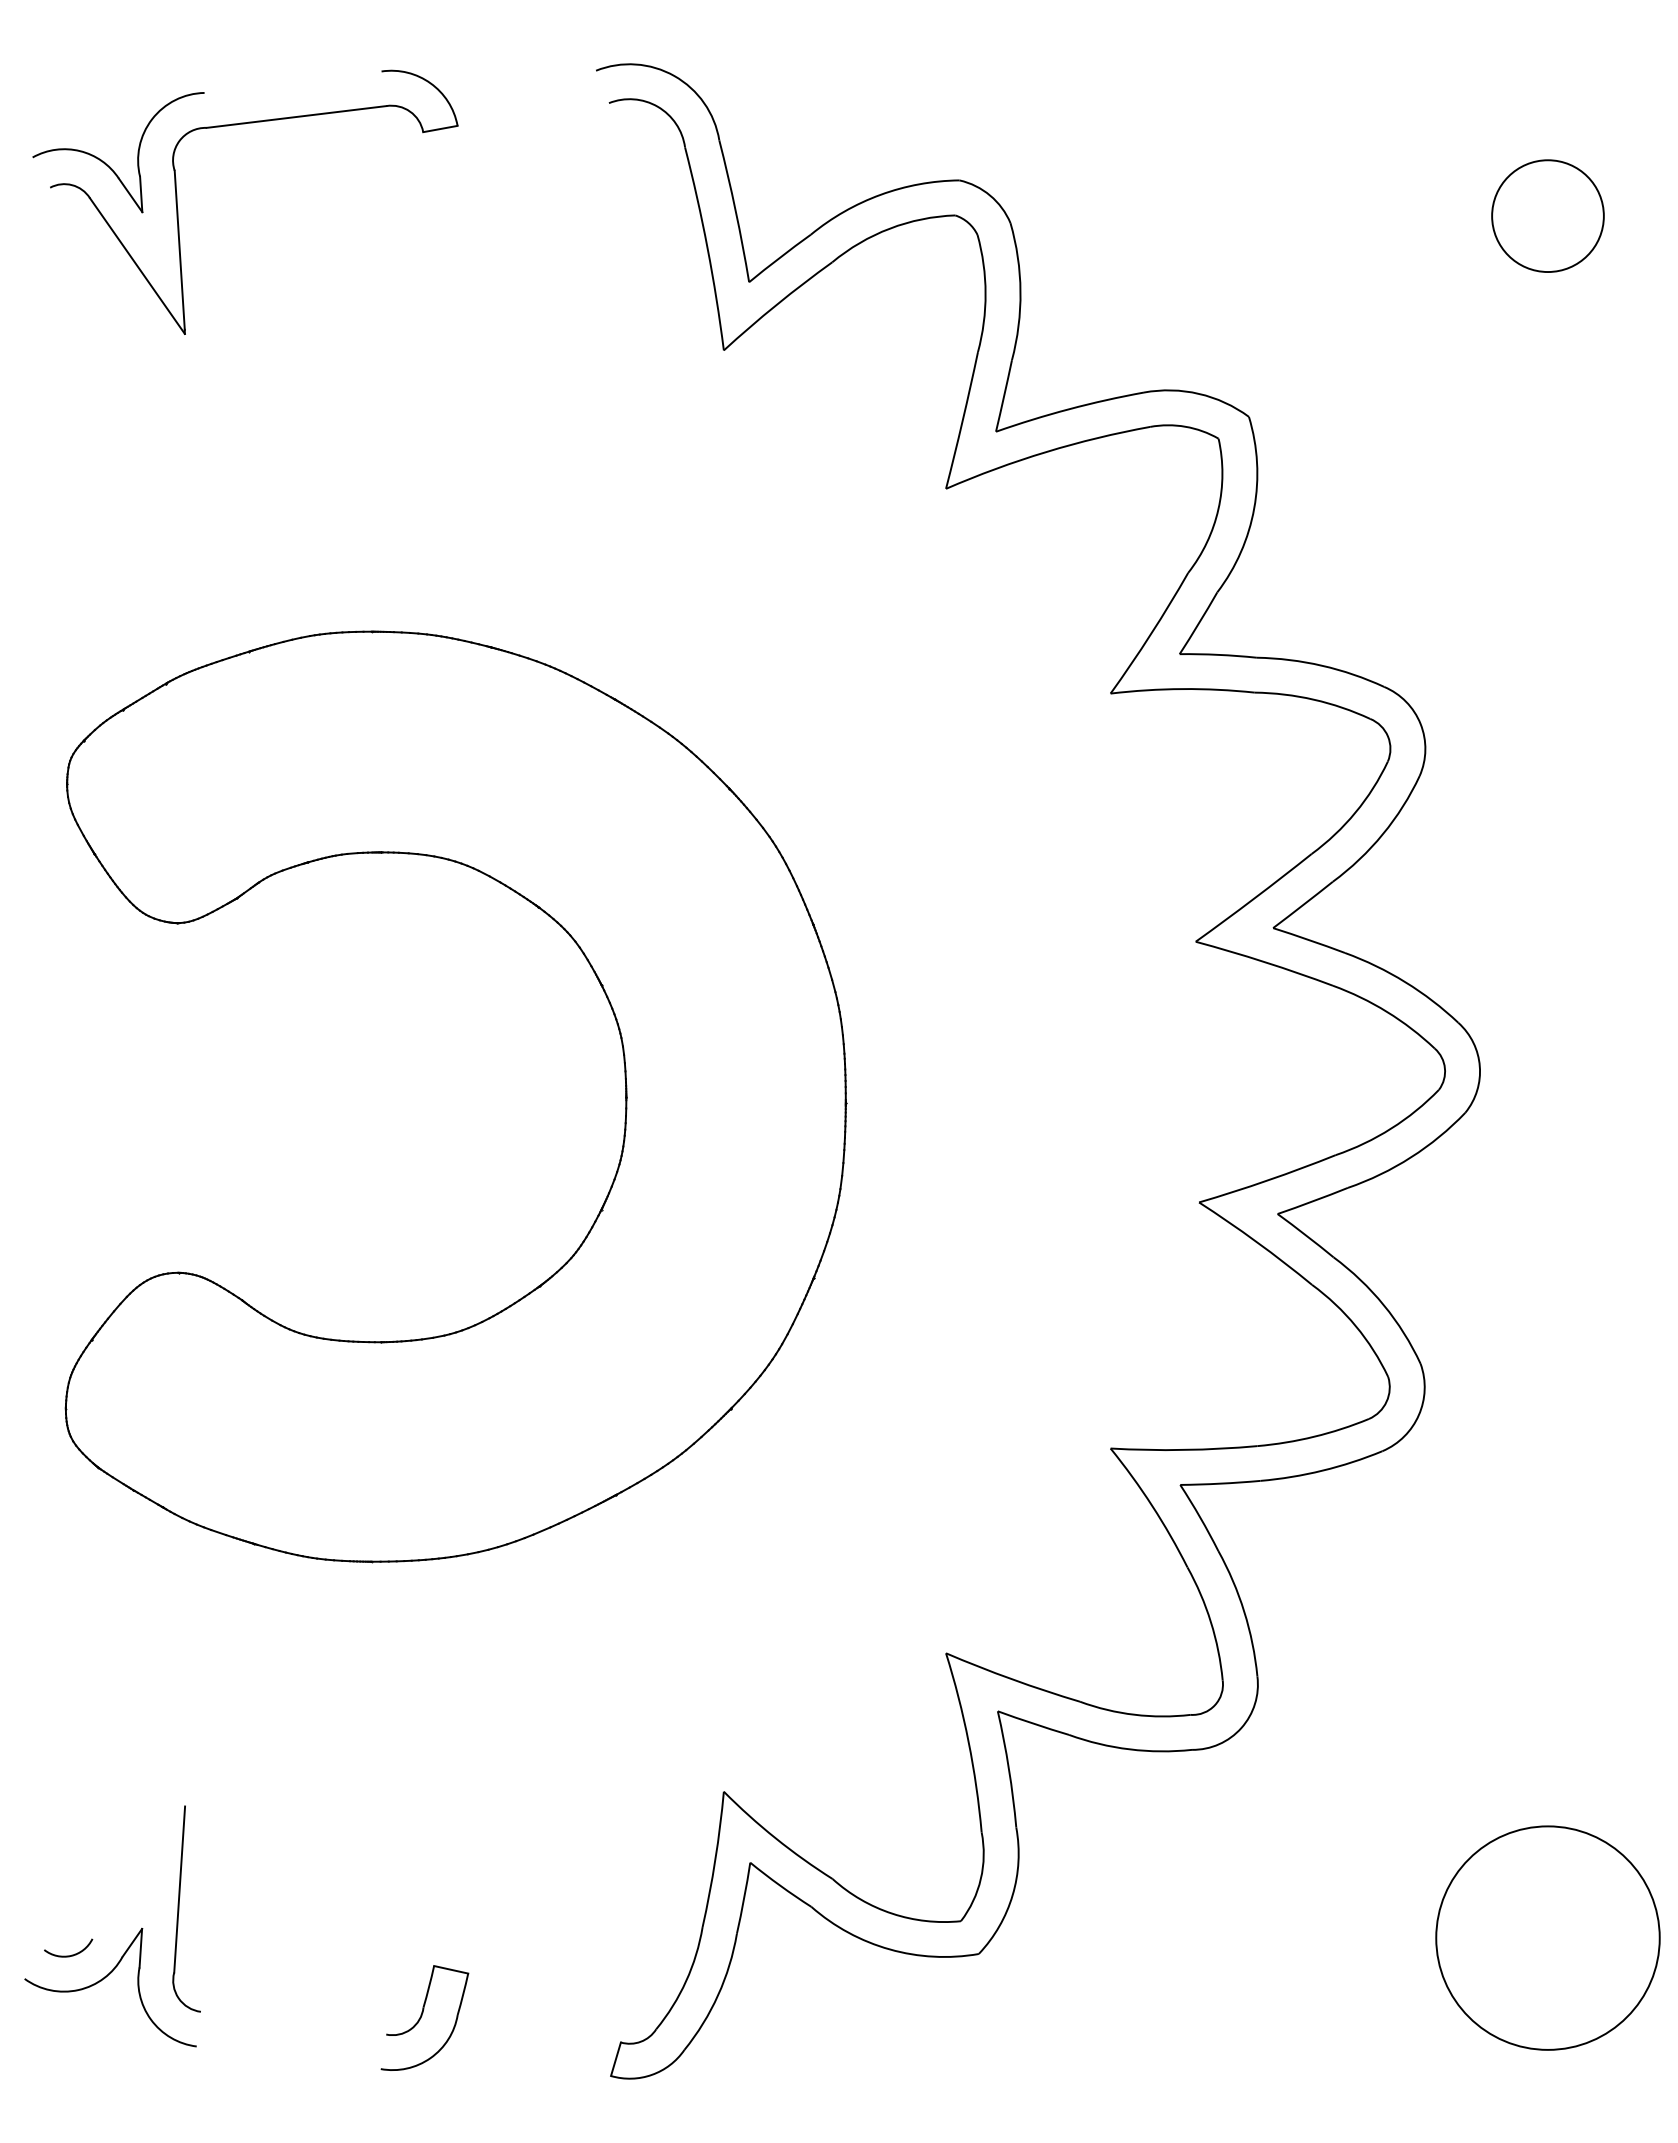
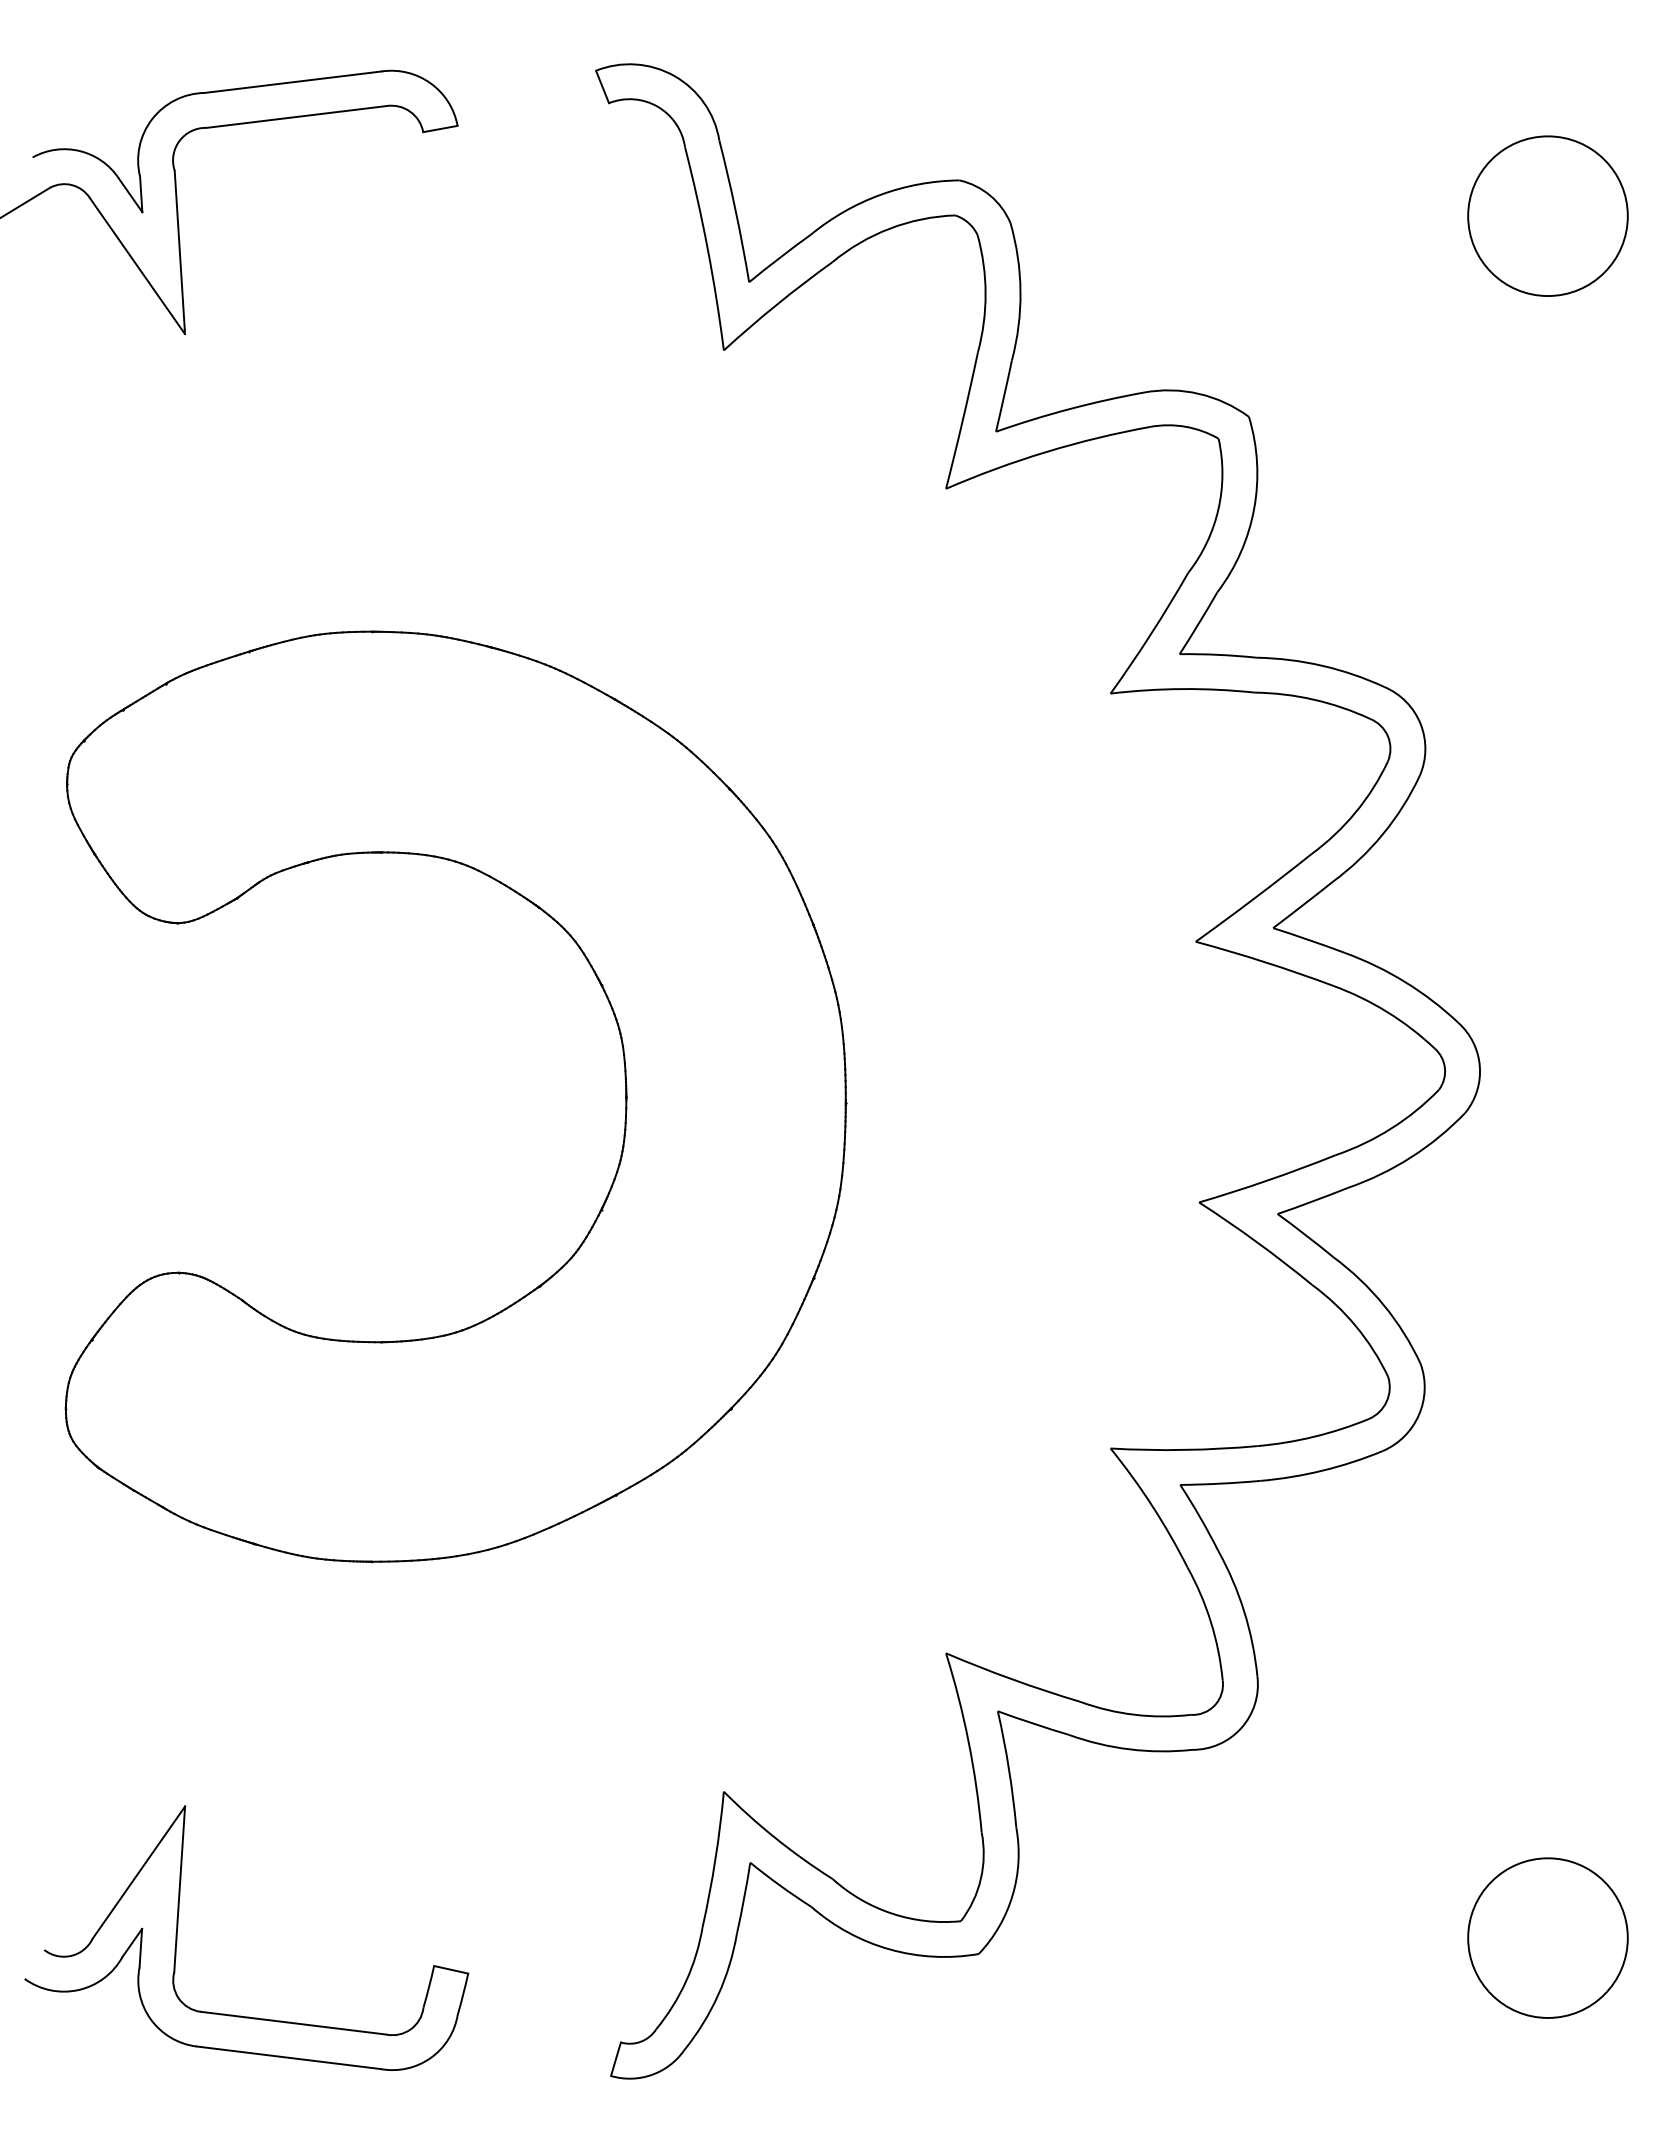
line: none -> present (292, 81)
line: none -> present (602, 86)
line: none -> present (26, 201)
circle size: 114x114 px -> 162x162 px (1547, 215)
line: none -> present (138, 1872)
circle diameter: 224 px -> 160 px (1547, 1937)
line: none -> present (293, 2022)
line: none -> present (288, 2057)
